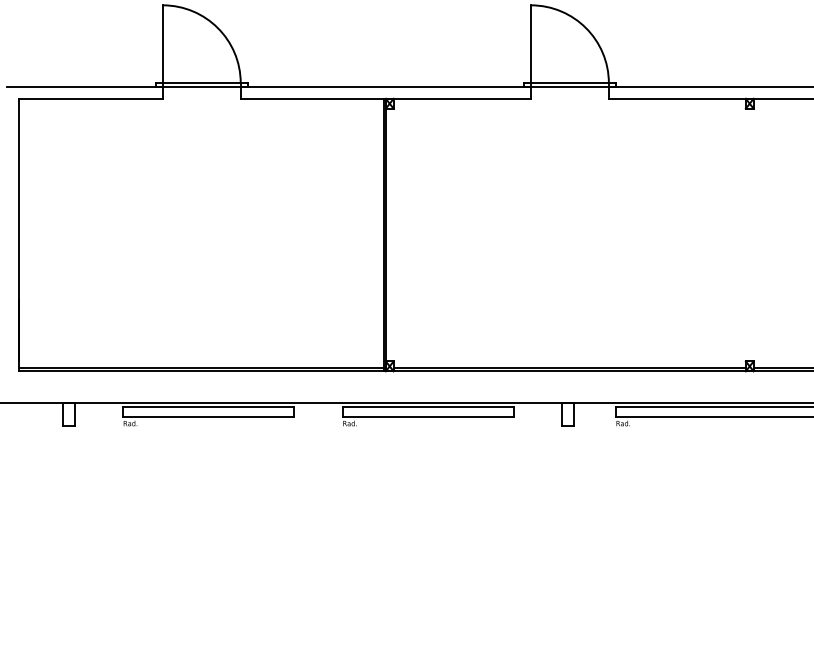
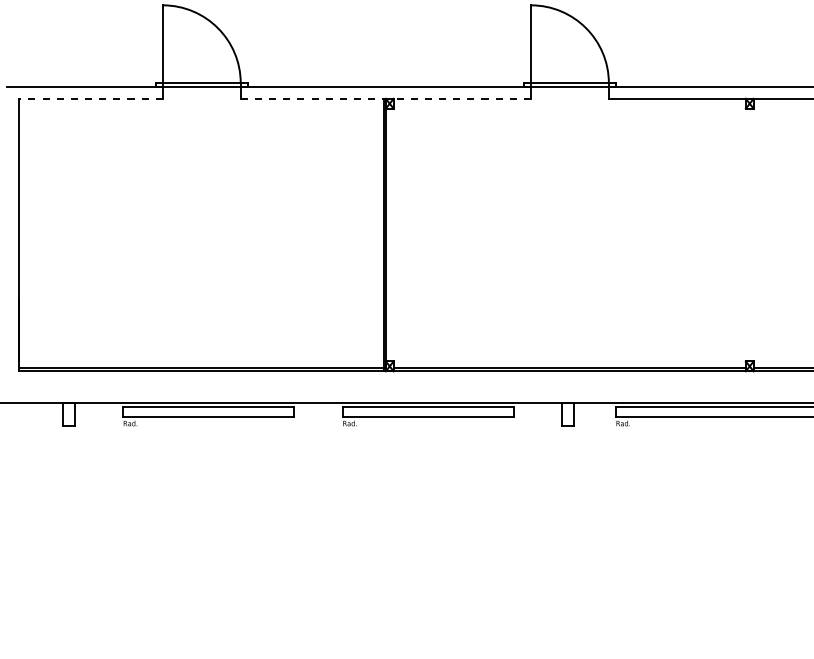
line: solid -> dashed (91, 98)
line: solid -> dashed (385, 98)
